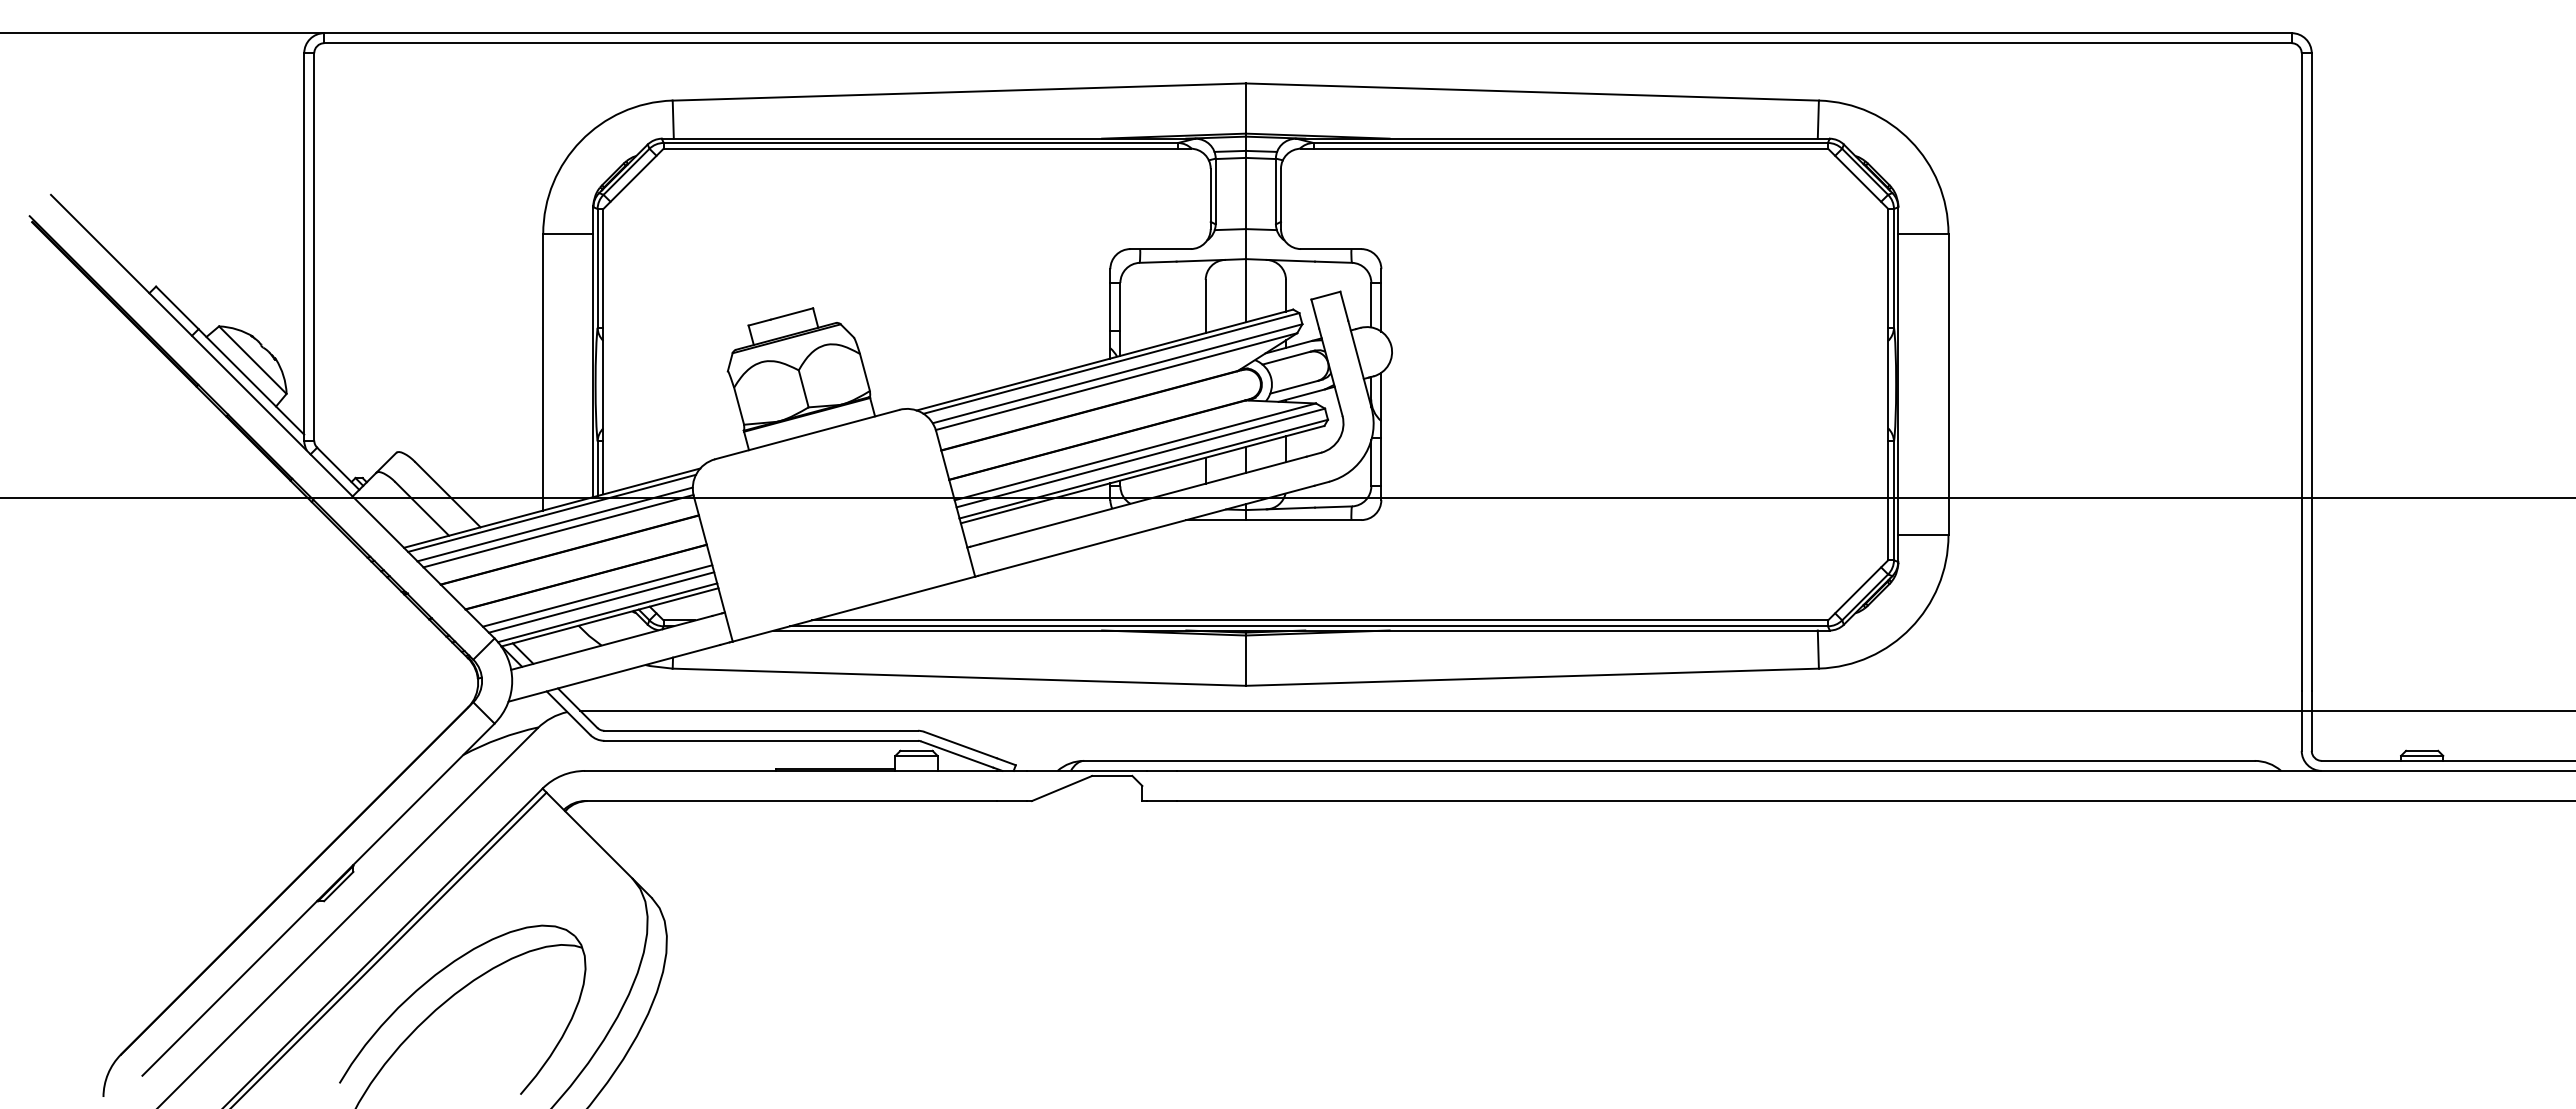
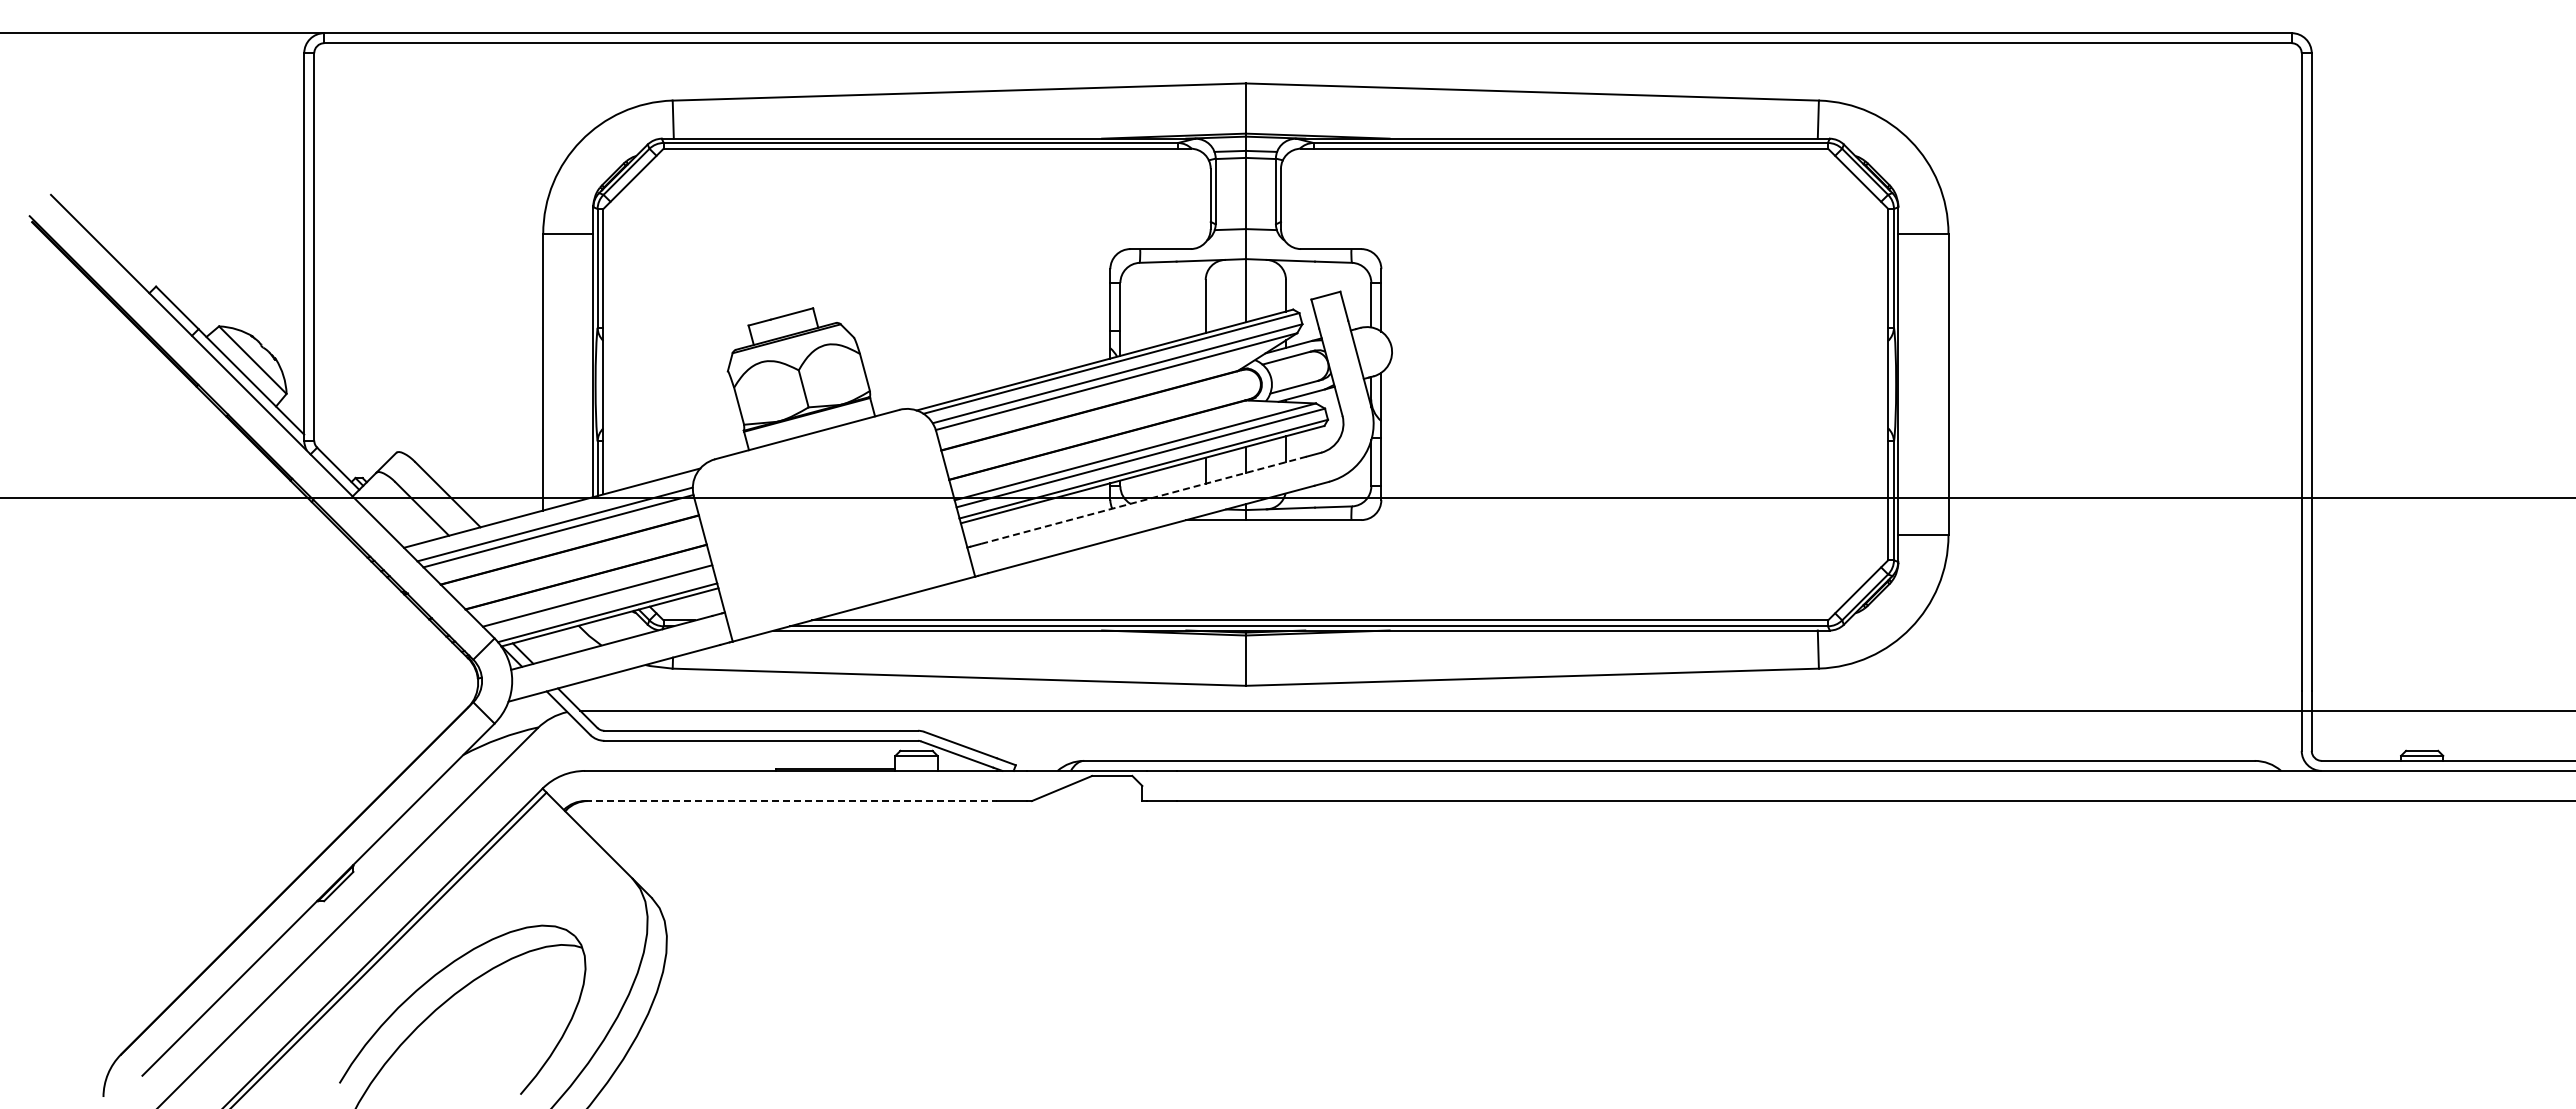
line: solid -> dashed (1143, 500)
line: present -> none (552, 512)
line: present -> none (601, 602)
line: solid -> dashed (790, 801)
